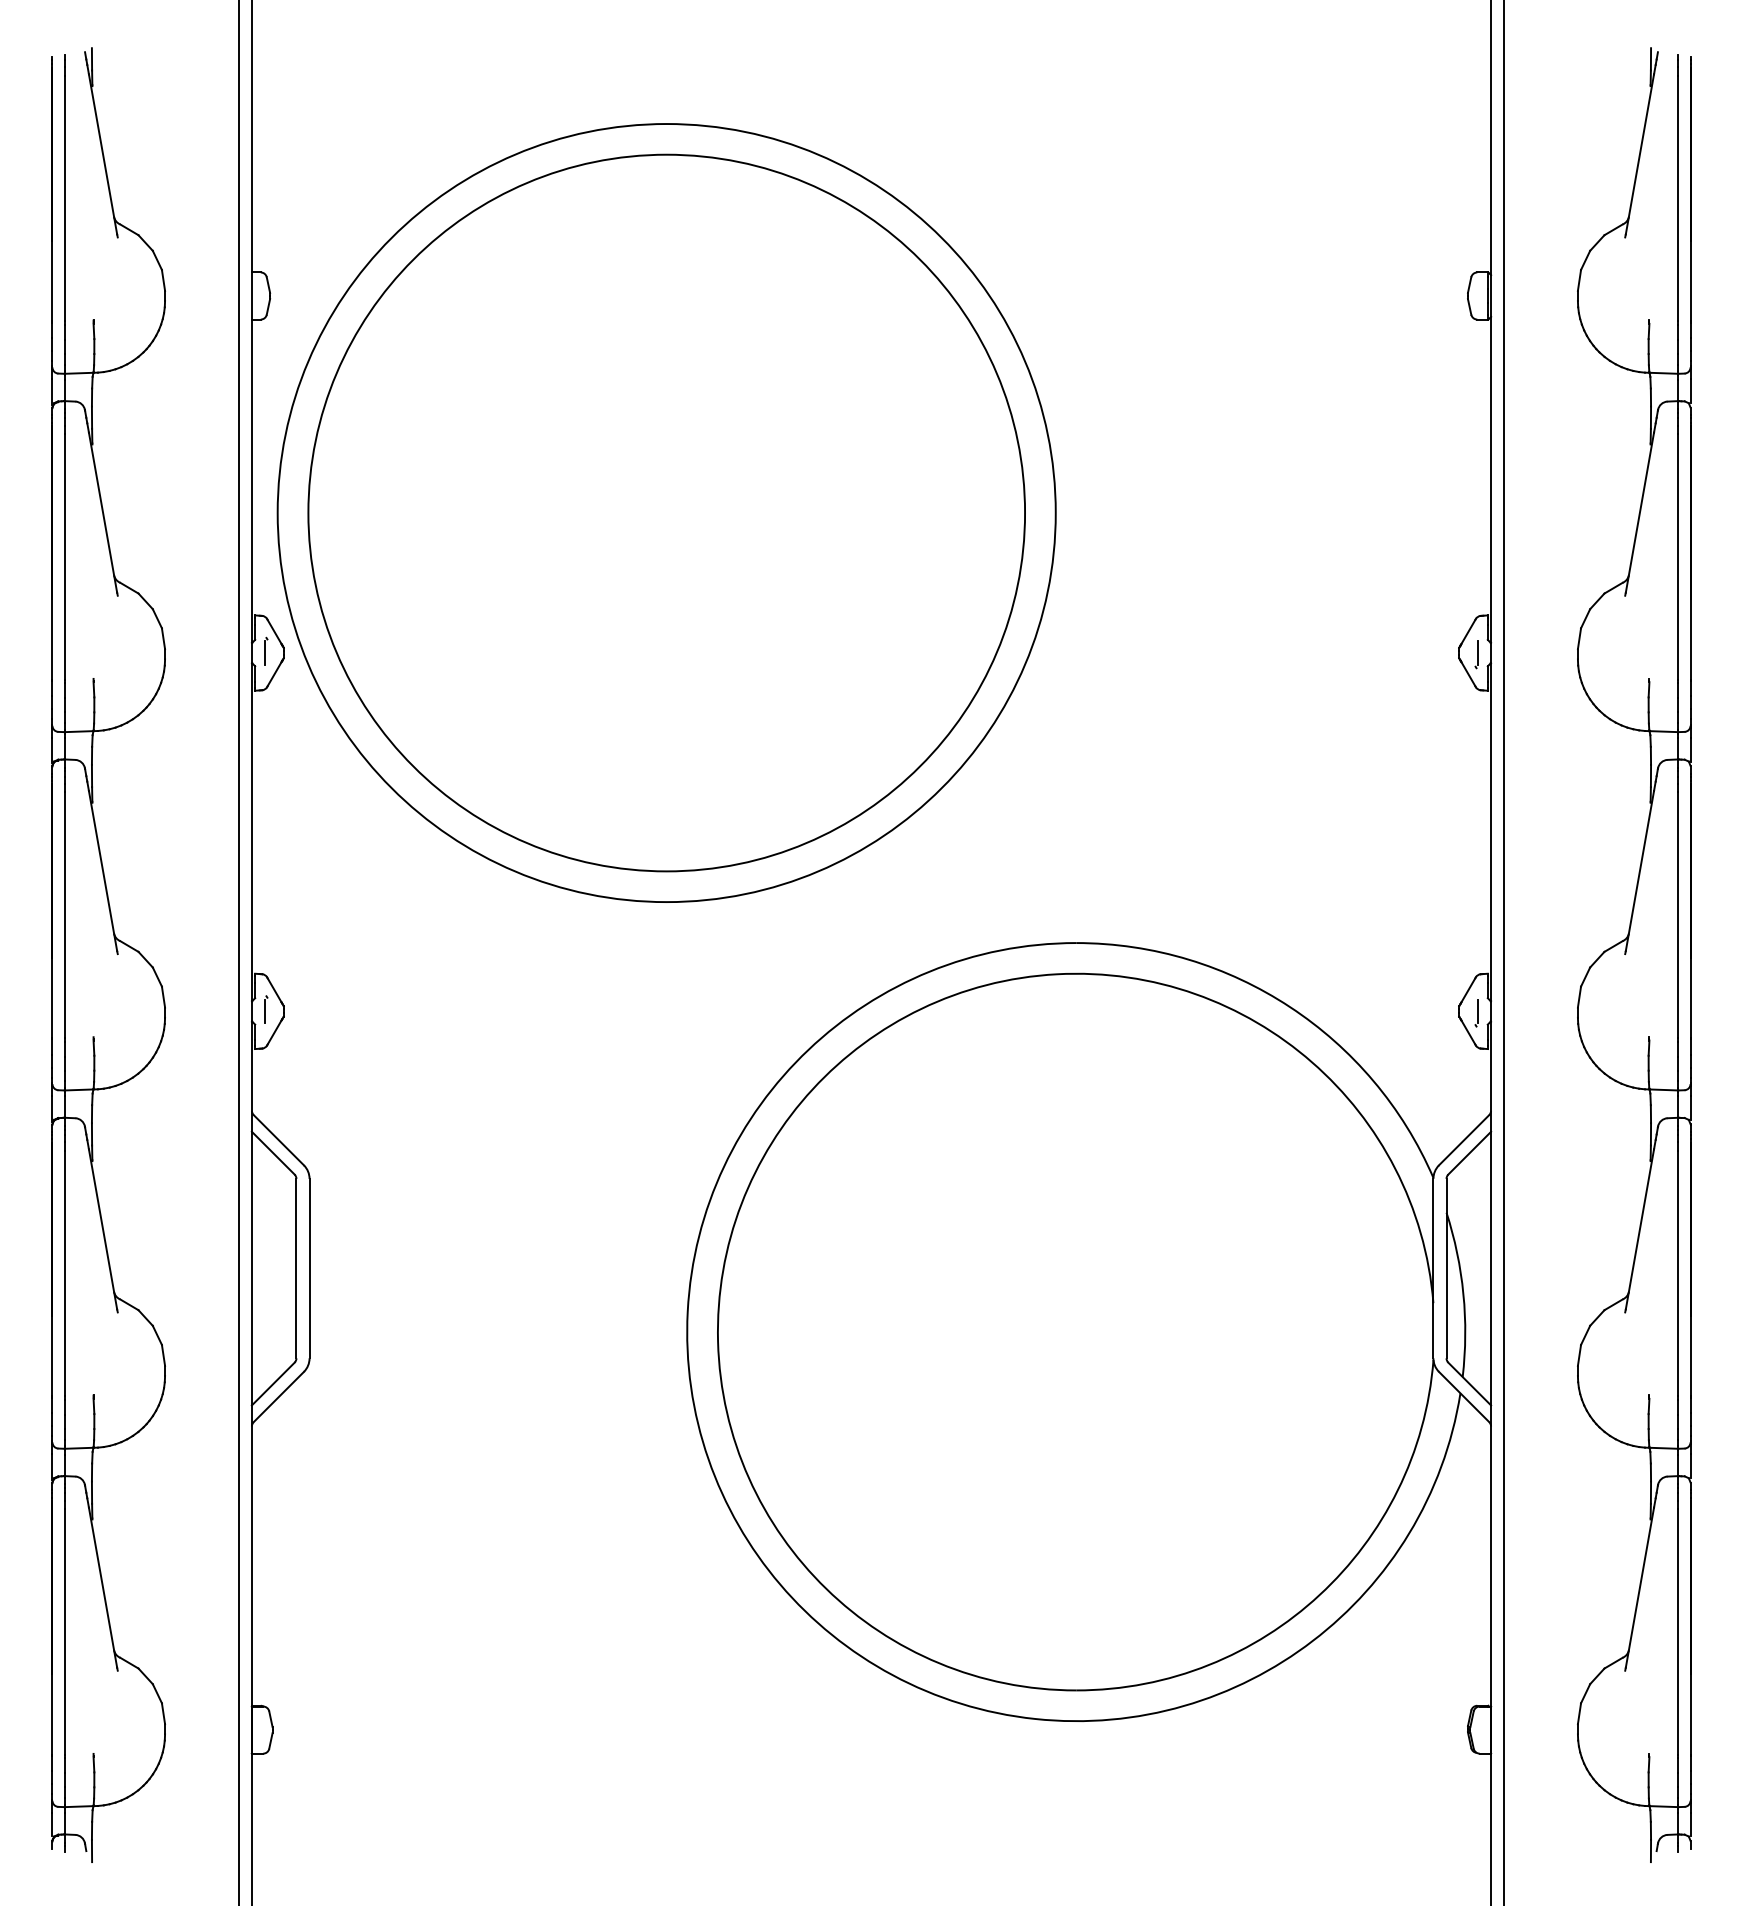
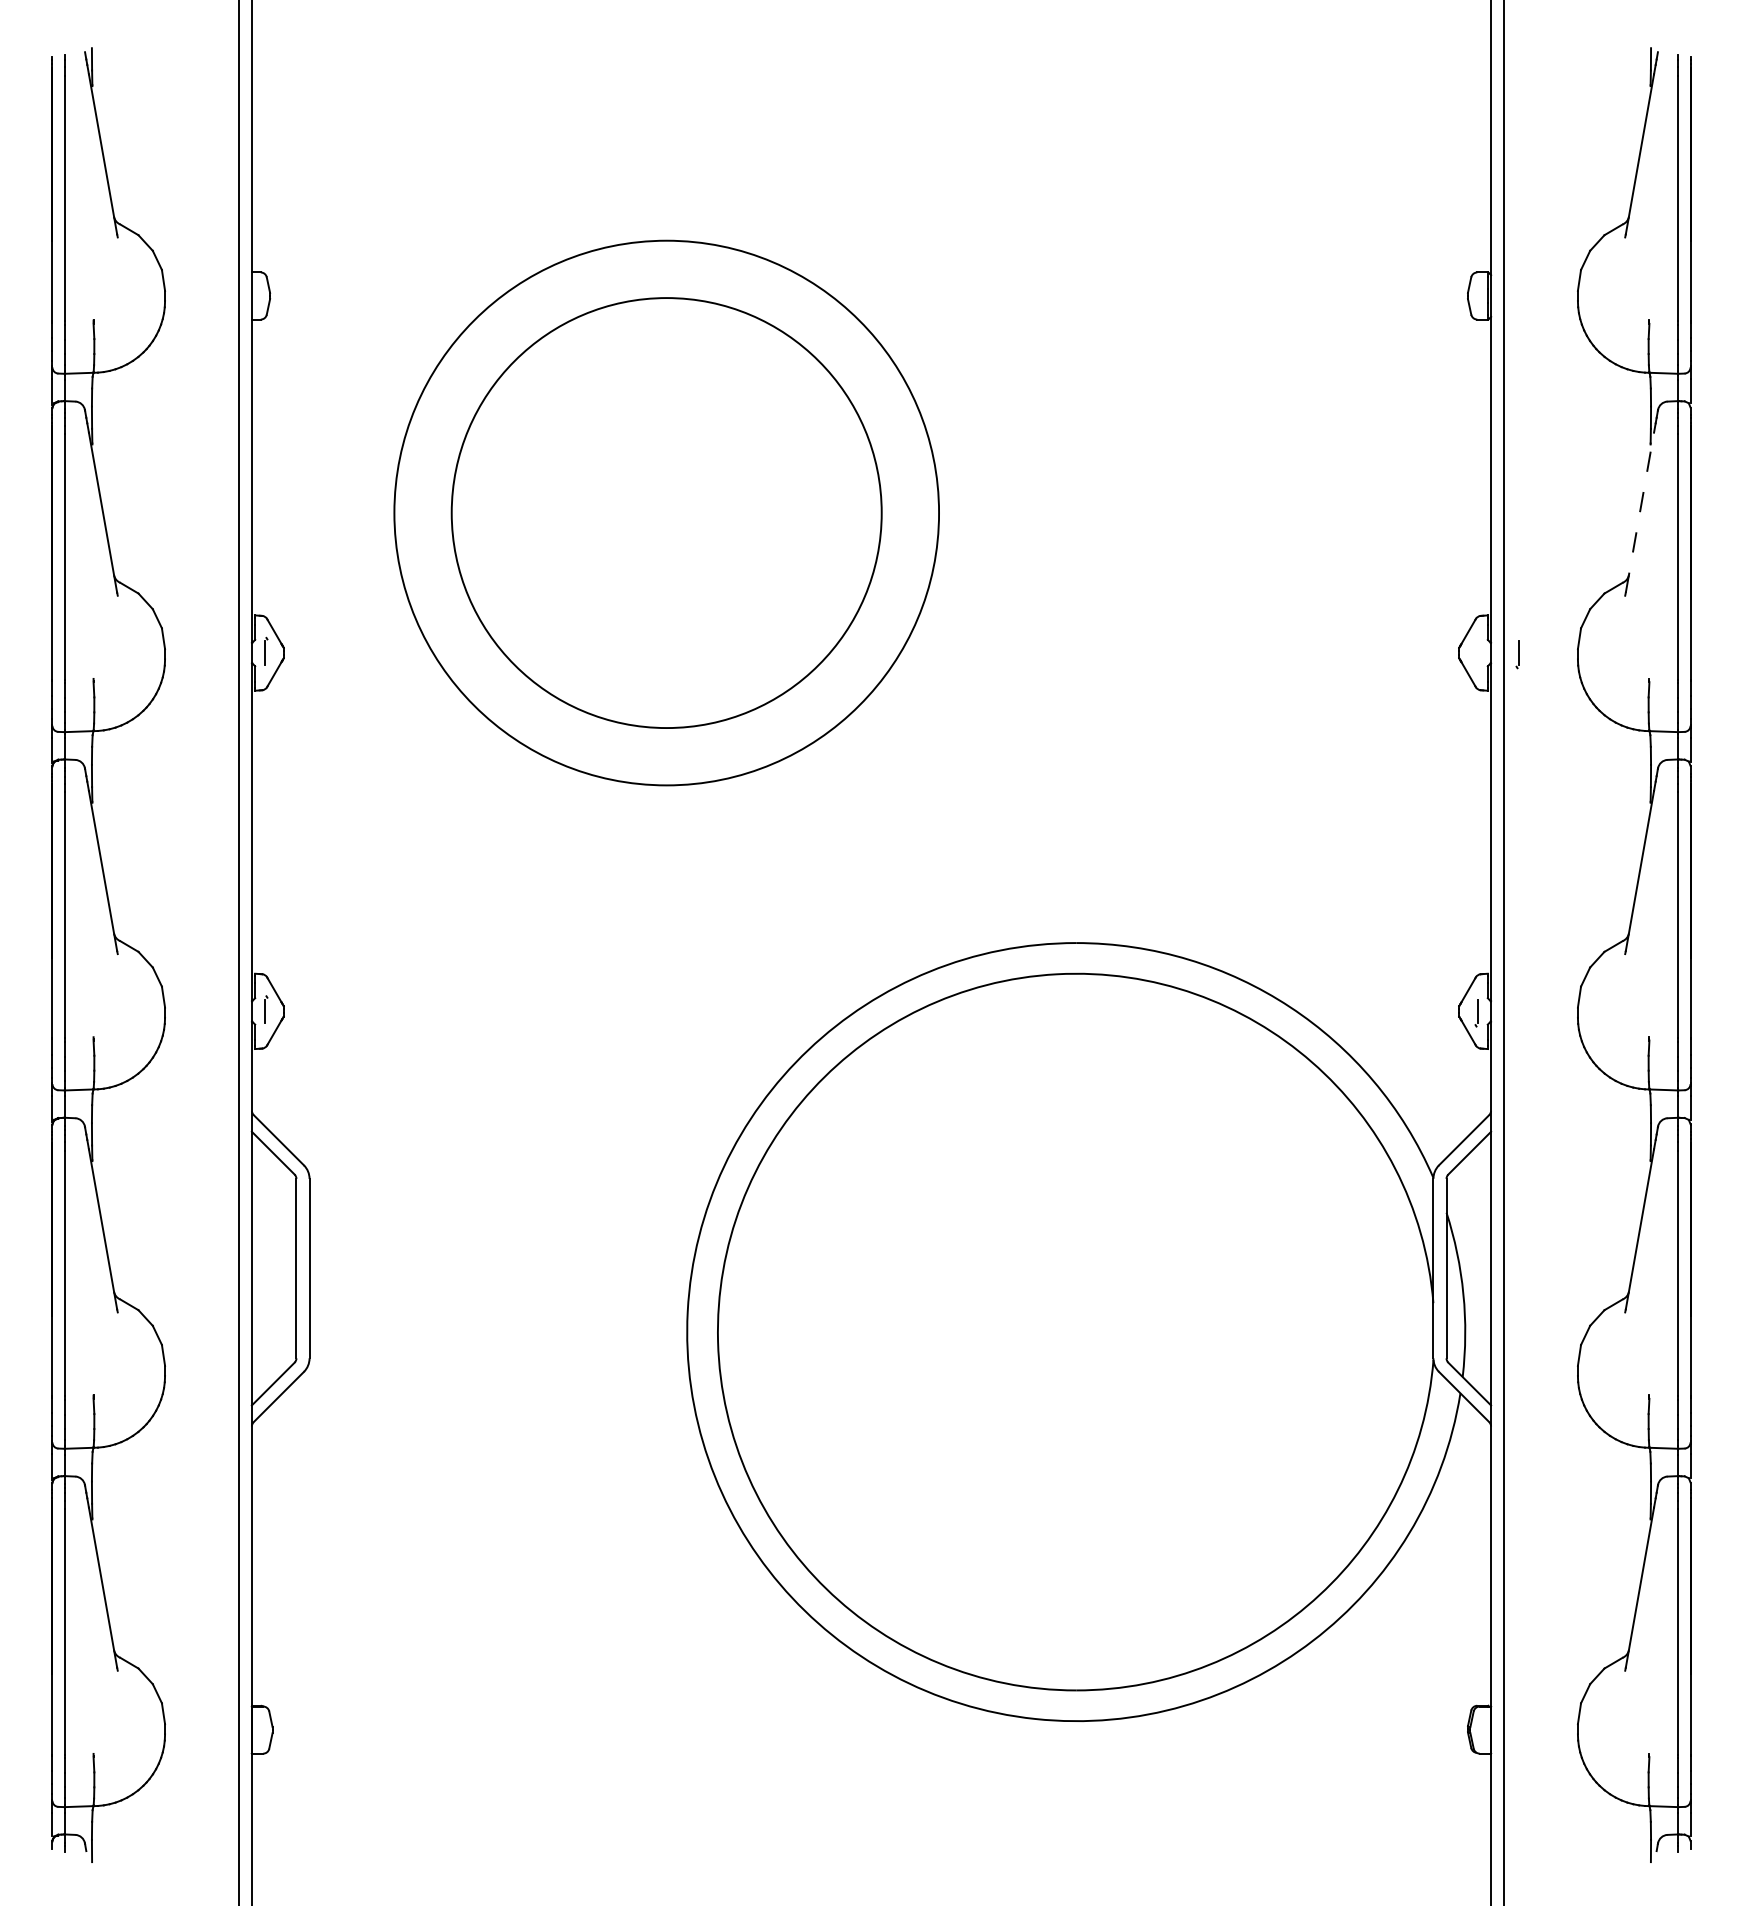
circle diameter: 717 px -> 430 px (666, 513)
line: solid -> dashed (1640, 512)
circle diameter: 778 px -> 545 px (666, 512)
part position: (1476, 654) -> (1517, 654) (1517, 654)
